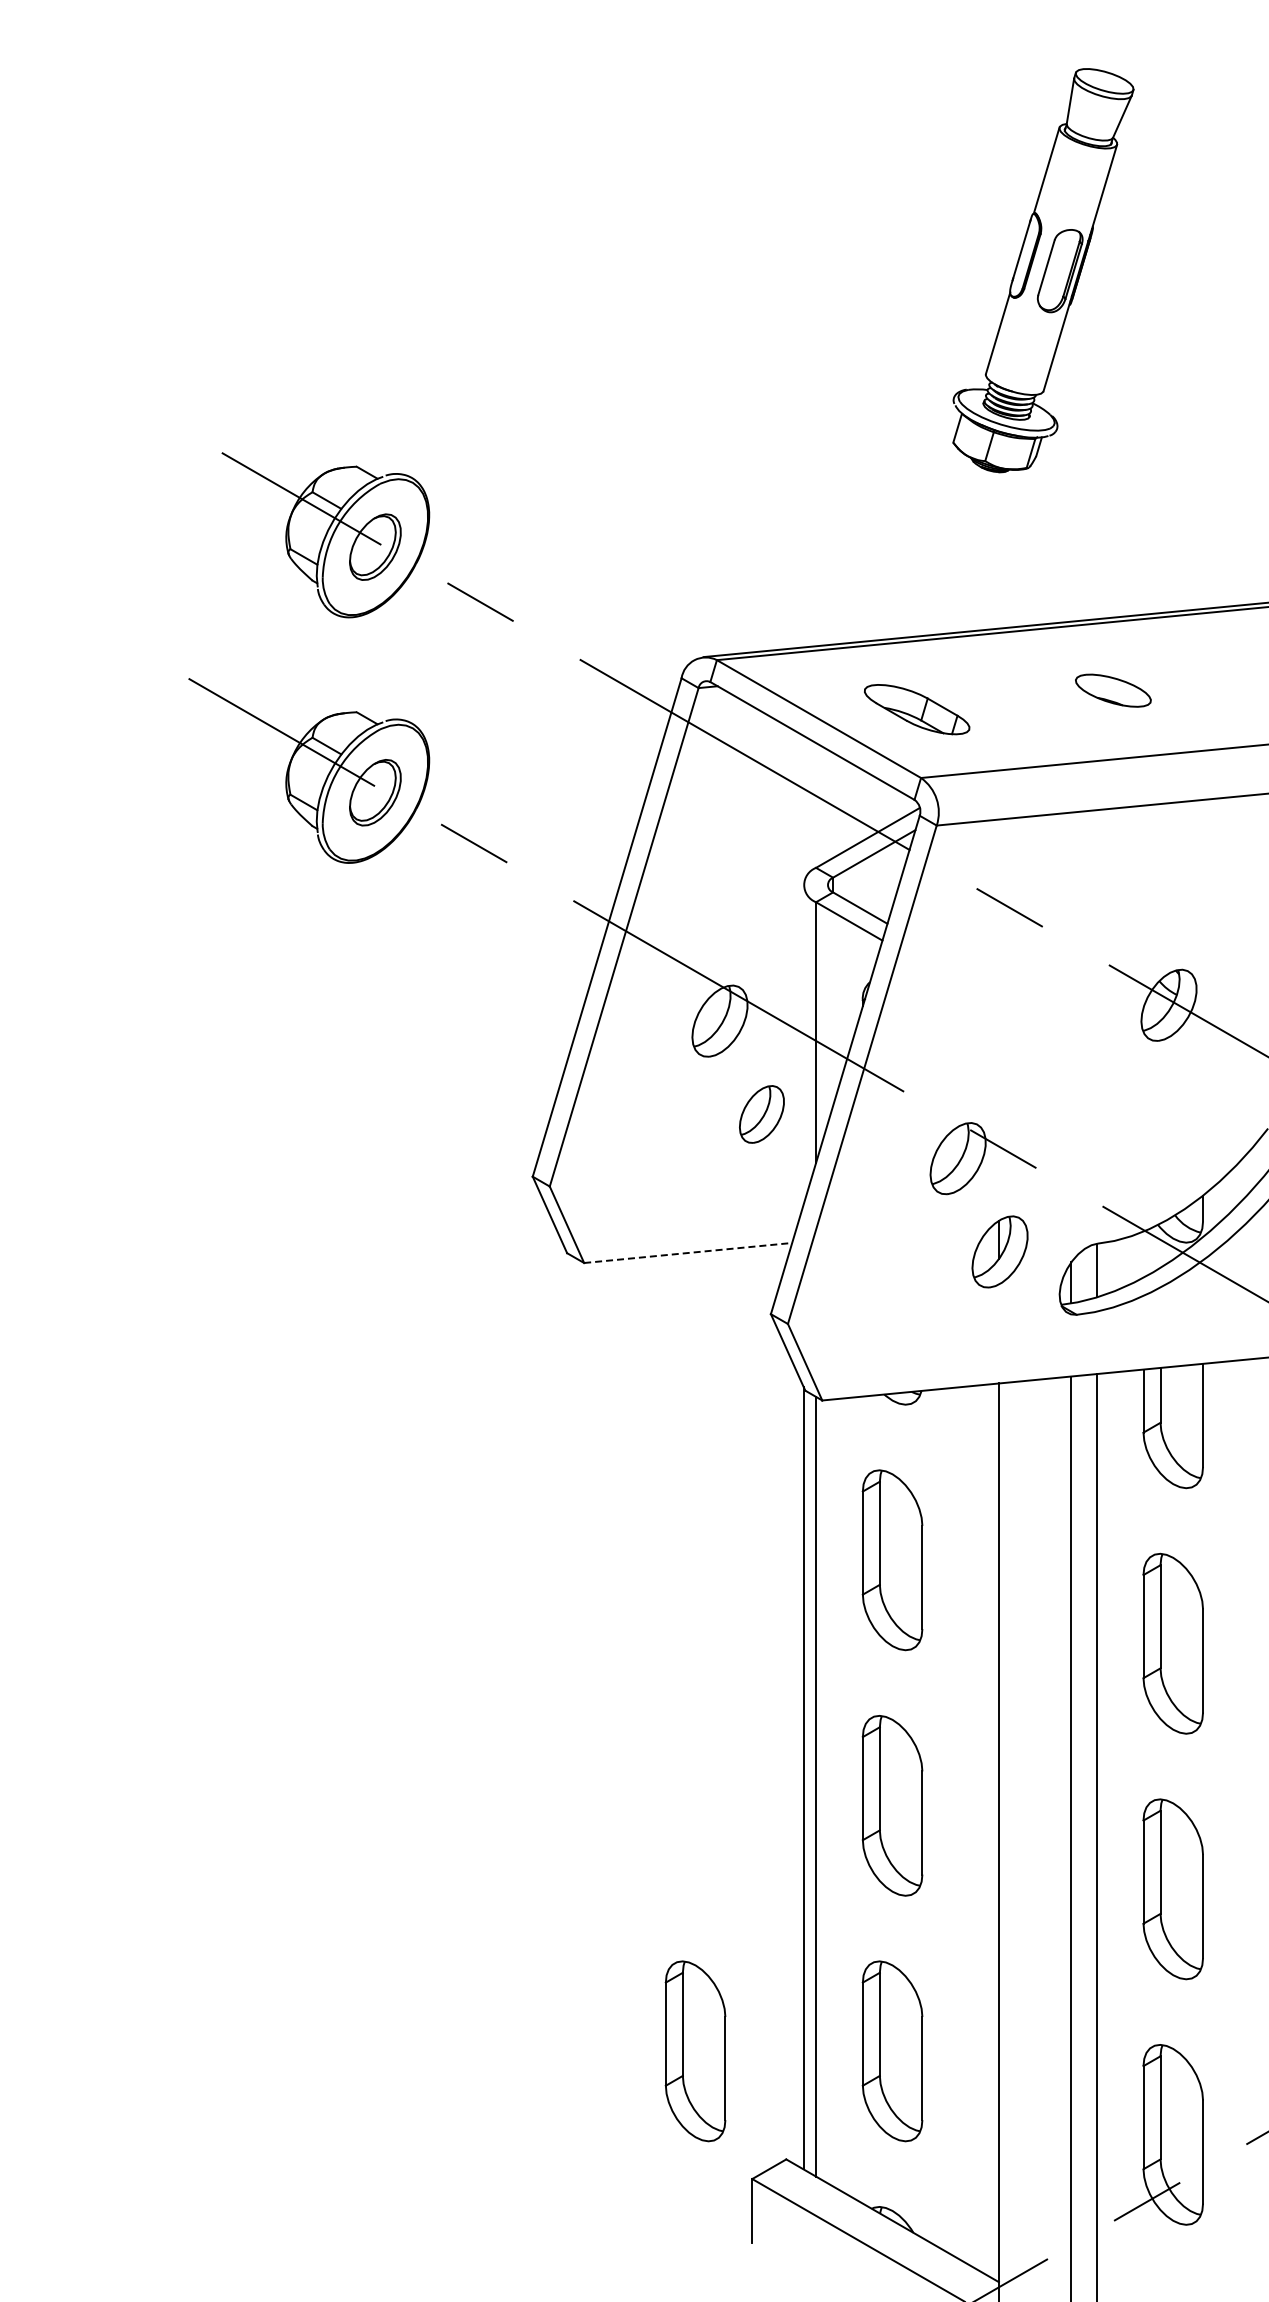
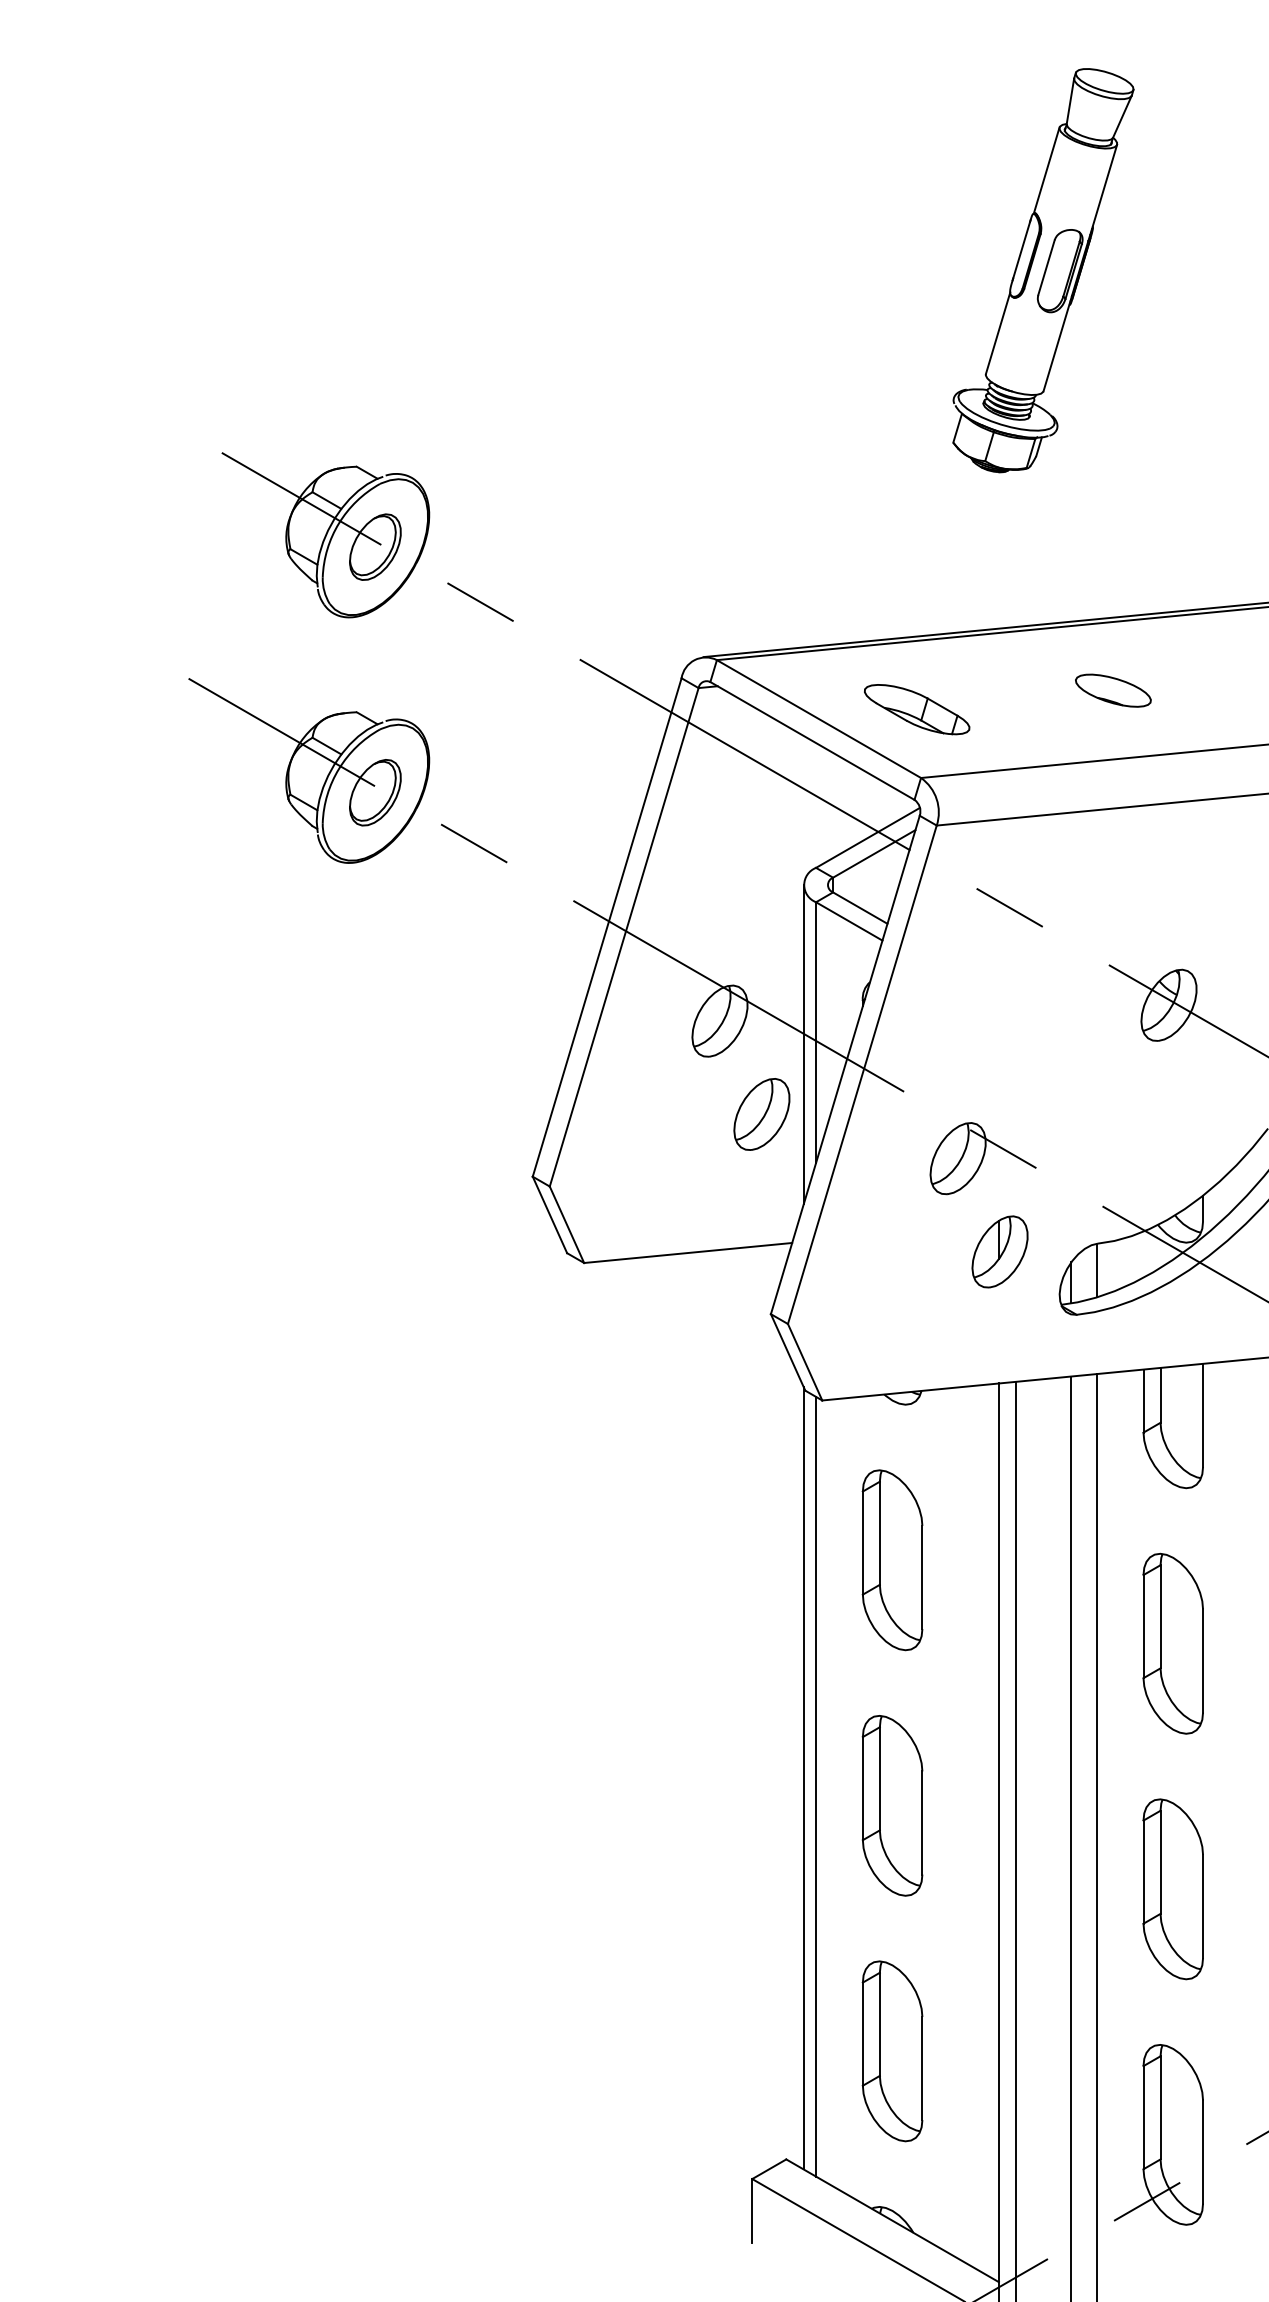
line: none -> present (803, 1044)
part size: 46x59 px -> 58x73 px (761, 1114)
line: dashed -> solid (688, 1252)
line: none -> present (1015, 1839)
part: present -> none (695, 2051)
